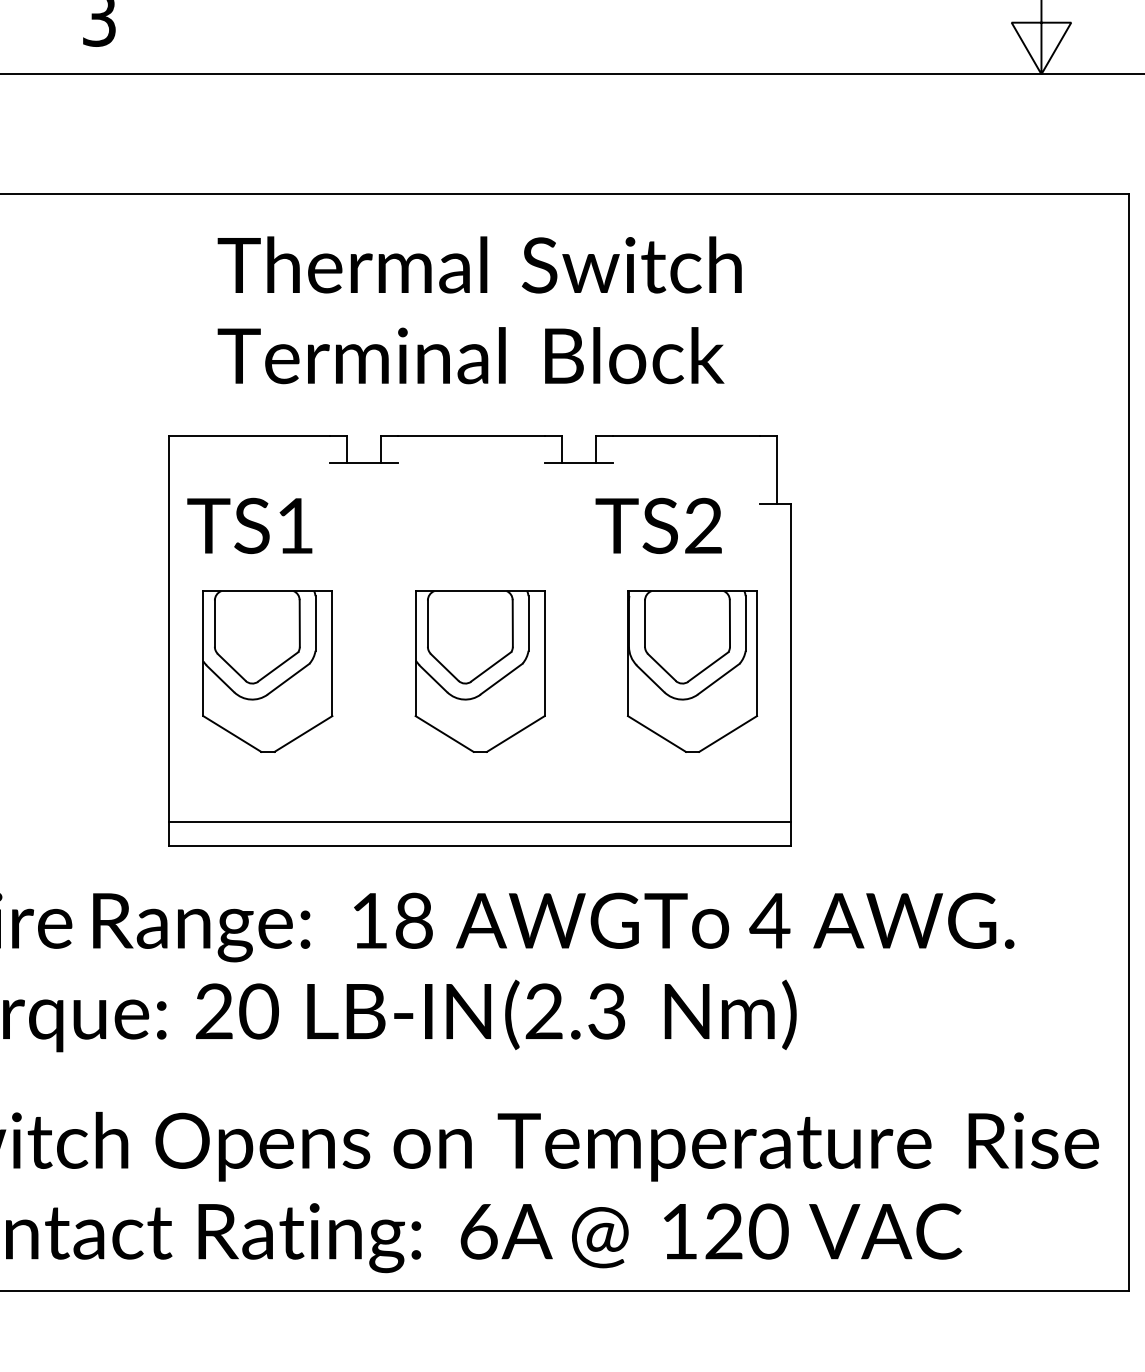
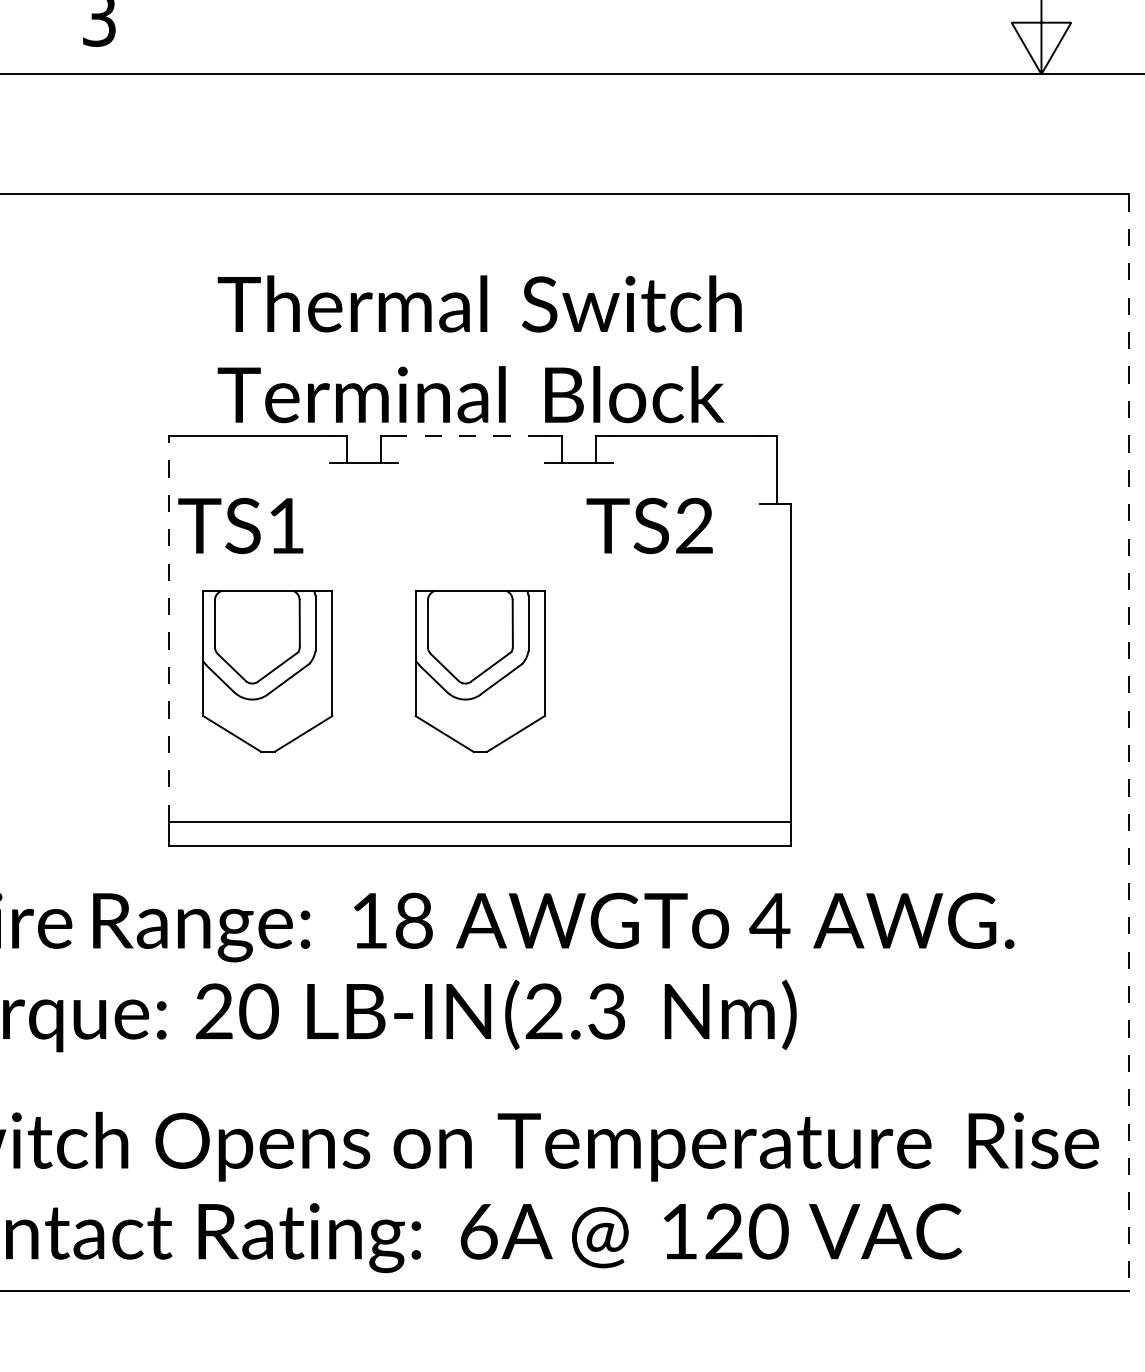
text position: (479, 310) -> (479, 349) (479, 349)
line: solid -> dashed (471, 436)
text position: (454, 525) -> (445, 525) (445, 525)
line: solid -> dashed (168, 629)
part: present -> none (692, 671)
line: solid -> dashed (1129, 743)
